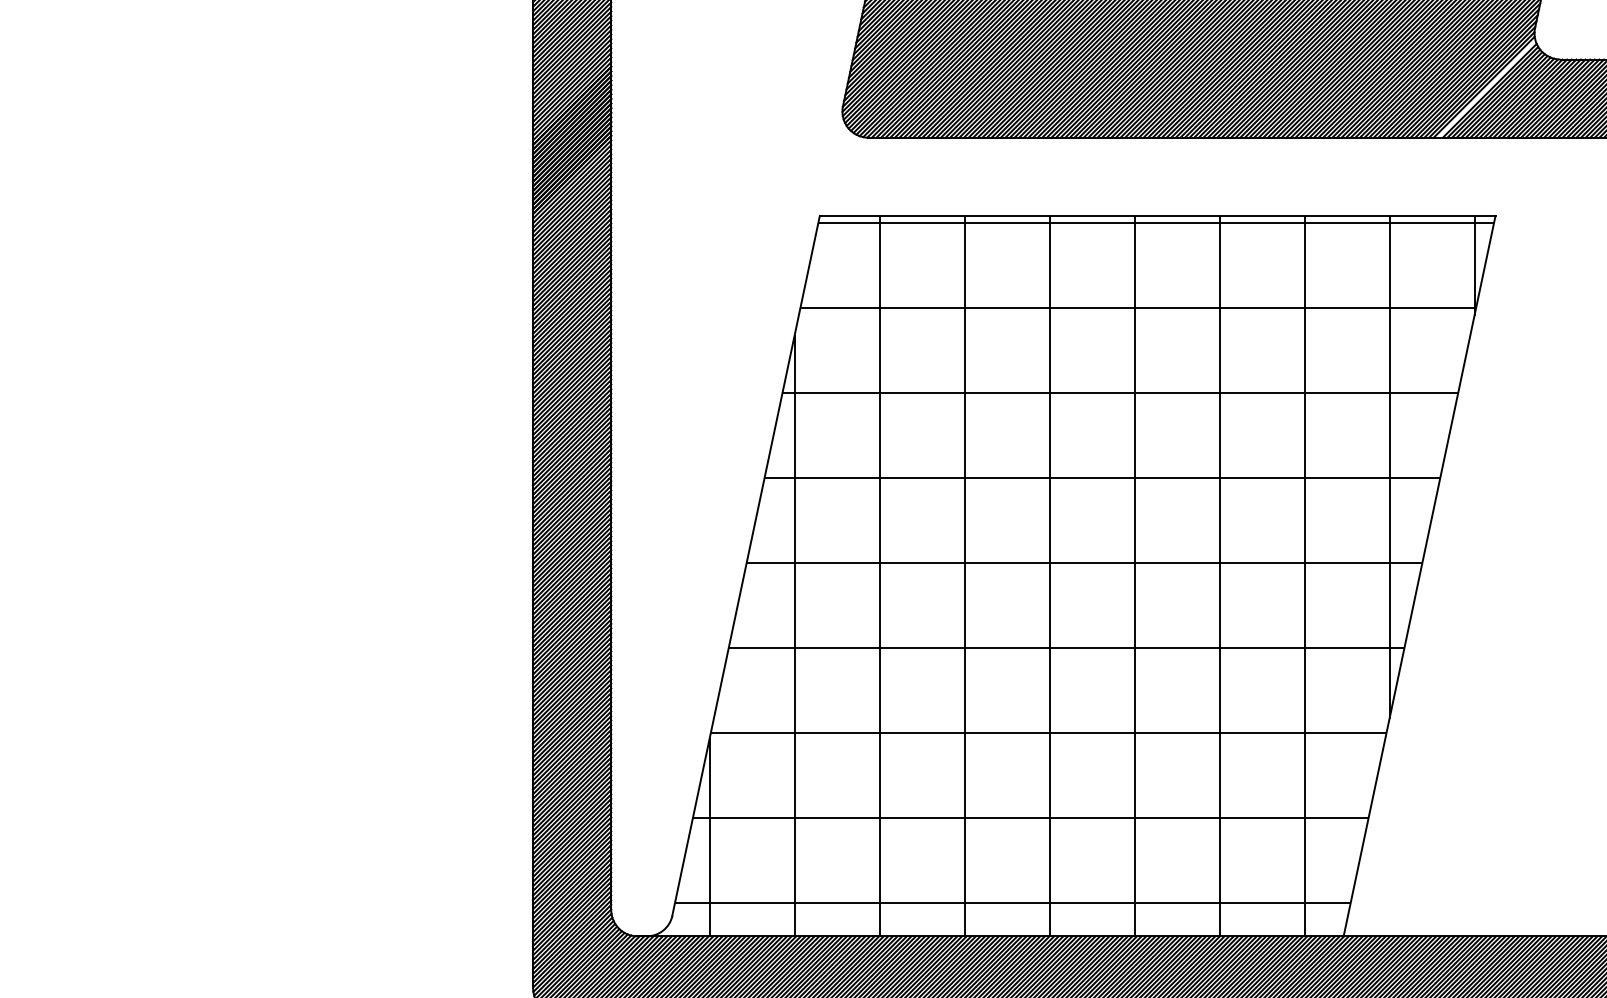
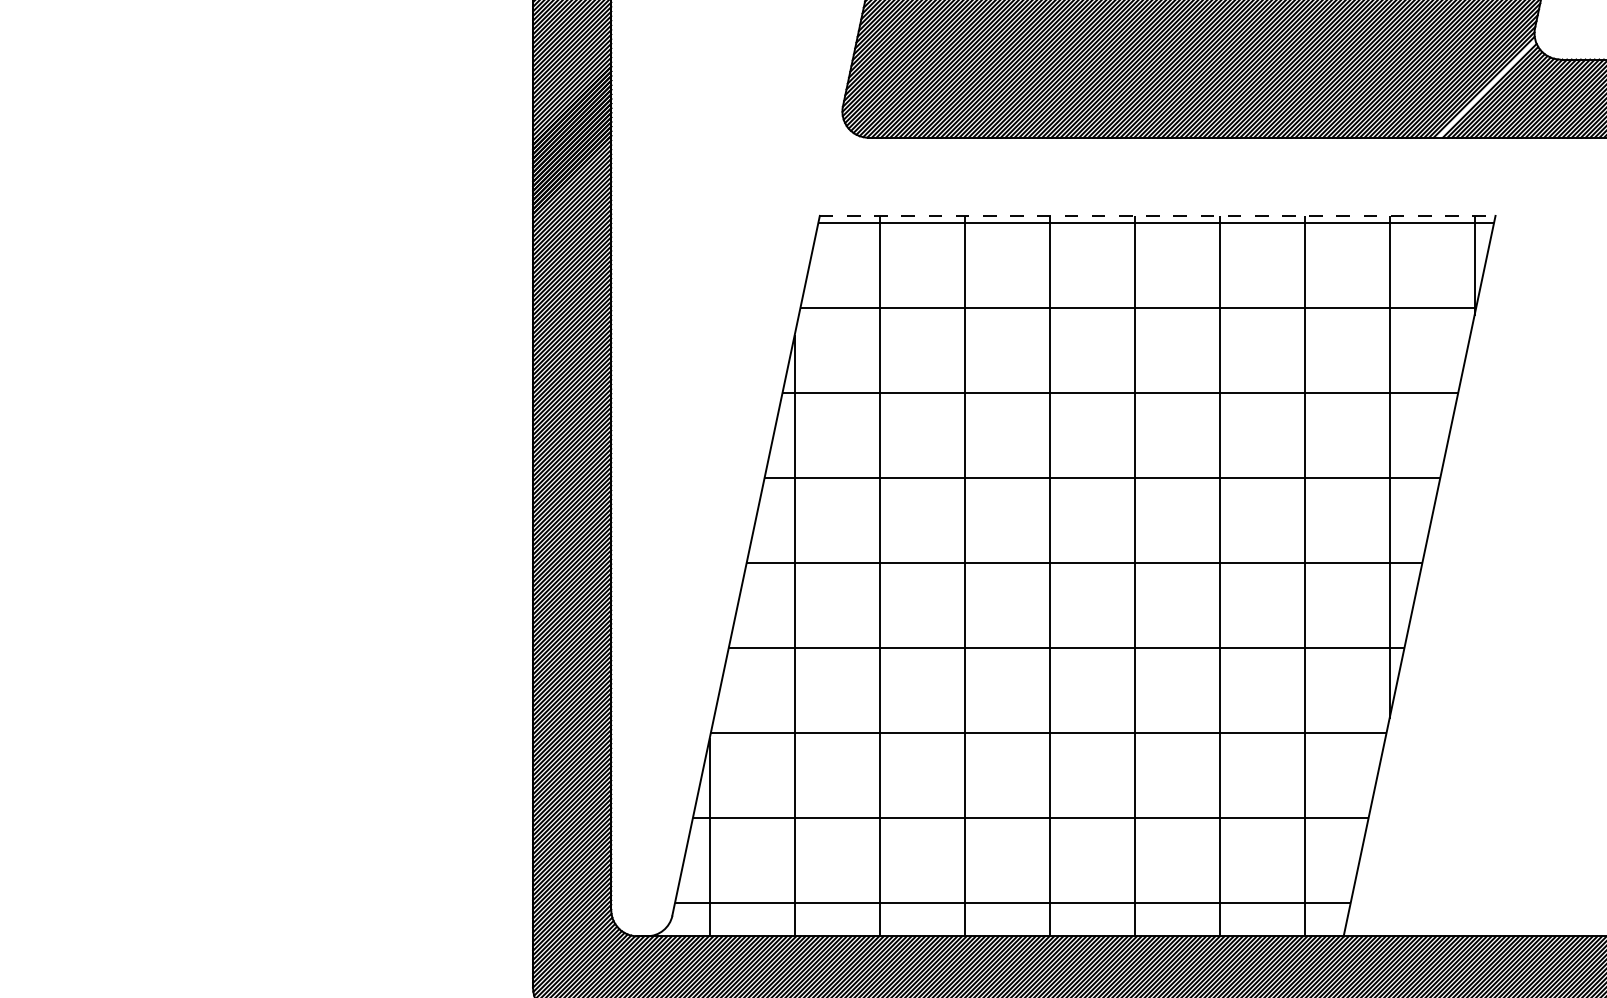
line: solid -> dashed (1157, 215)
